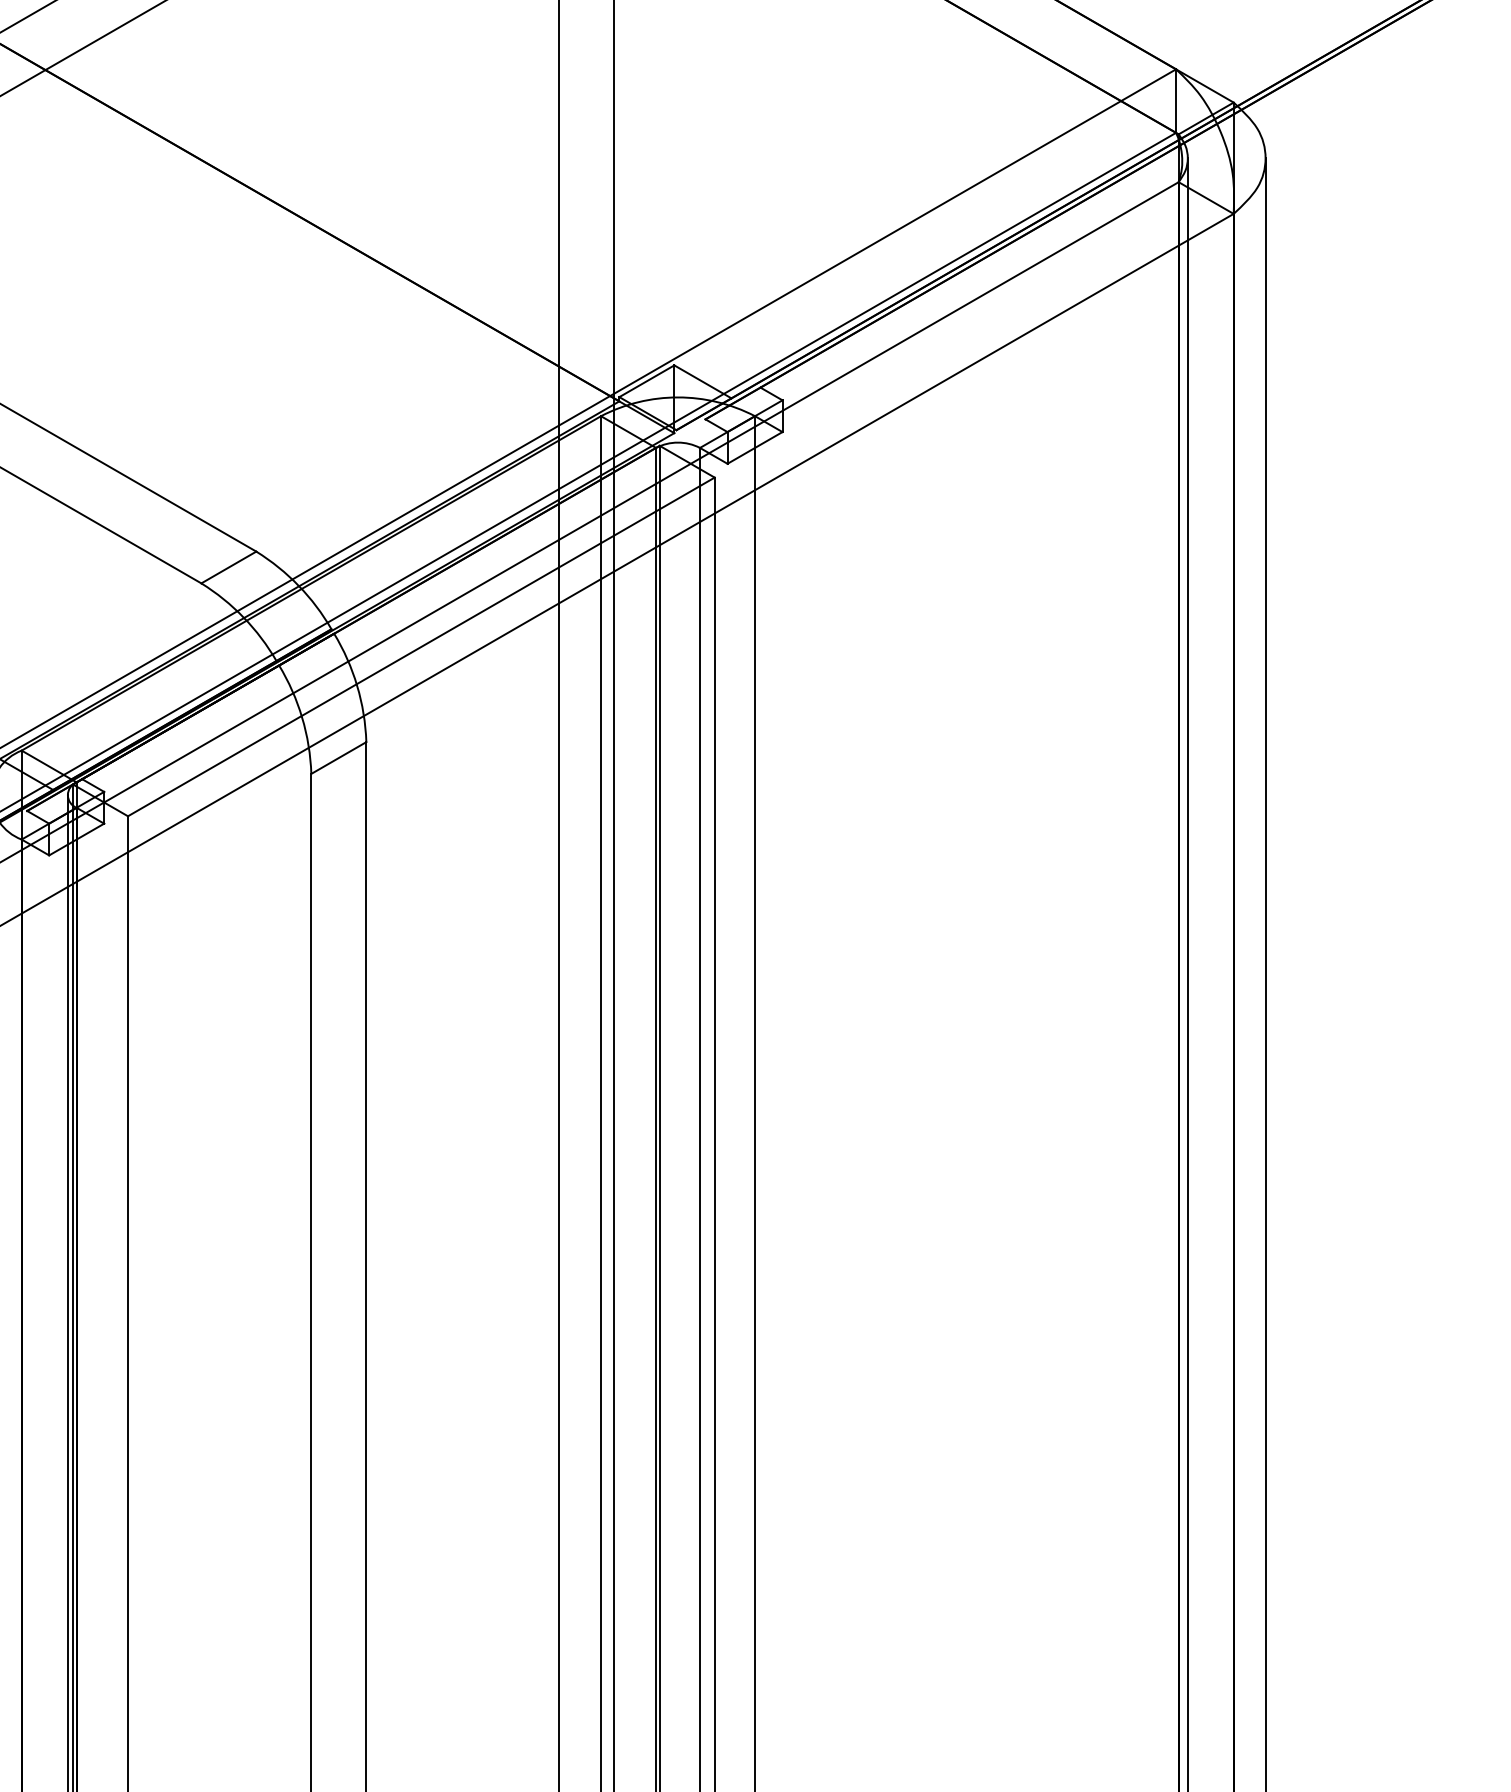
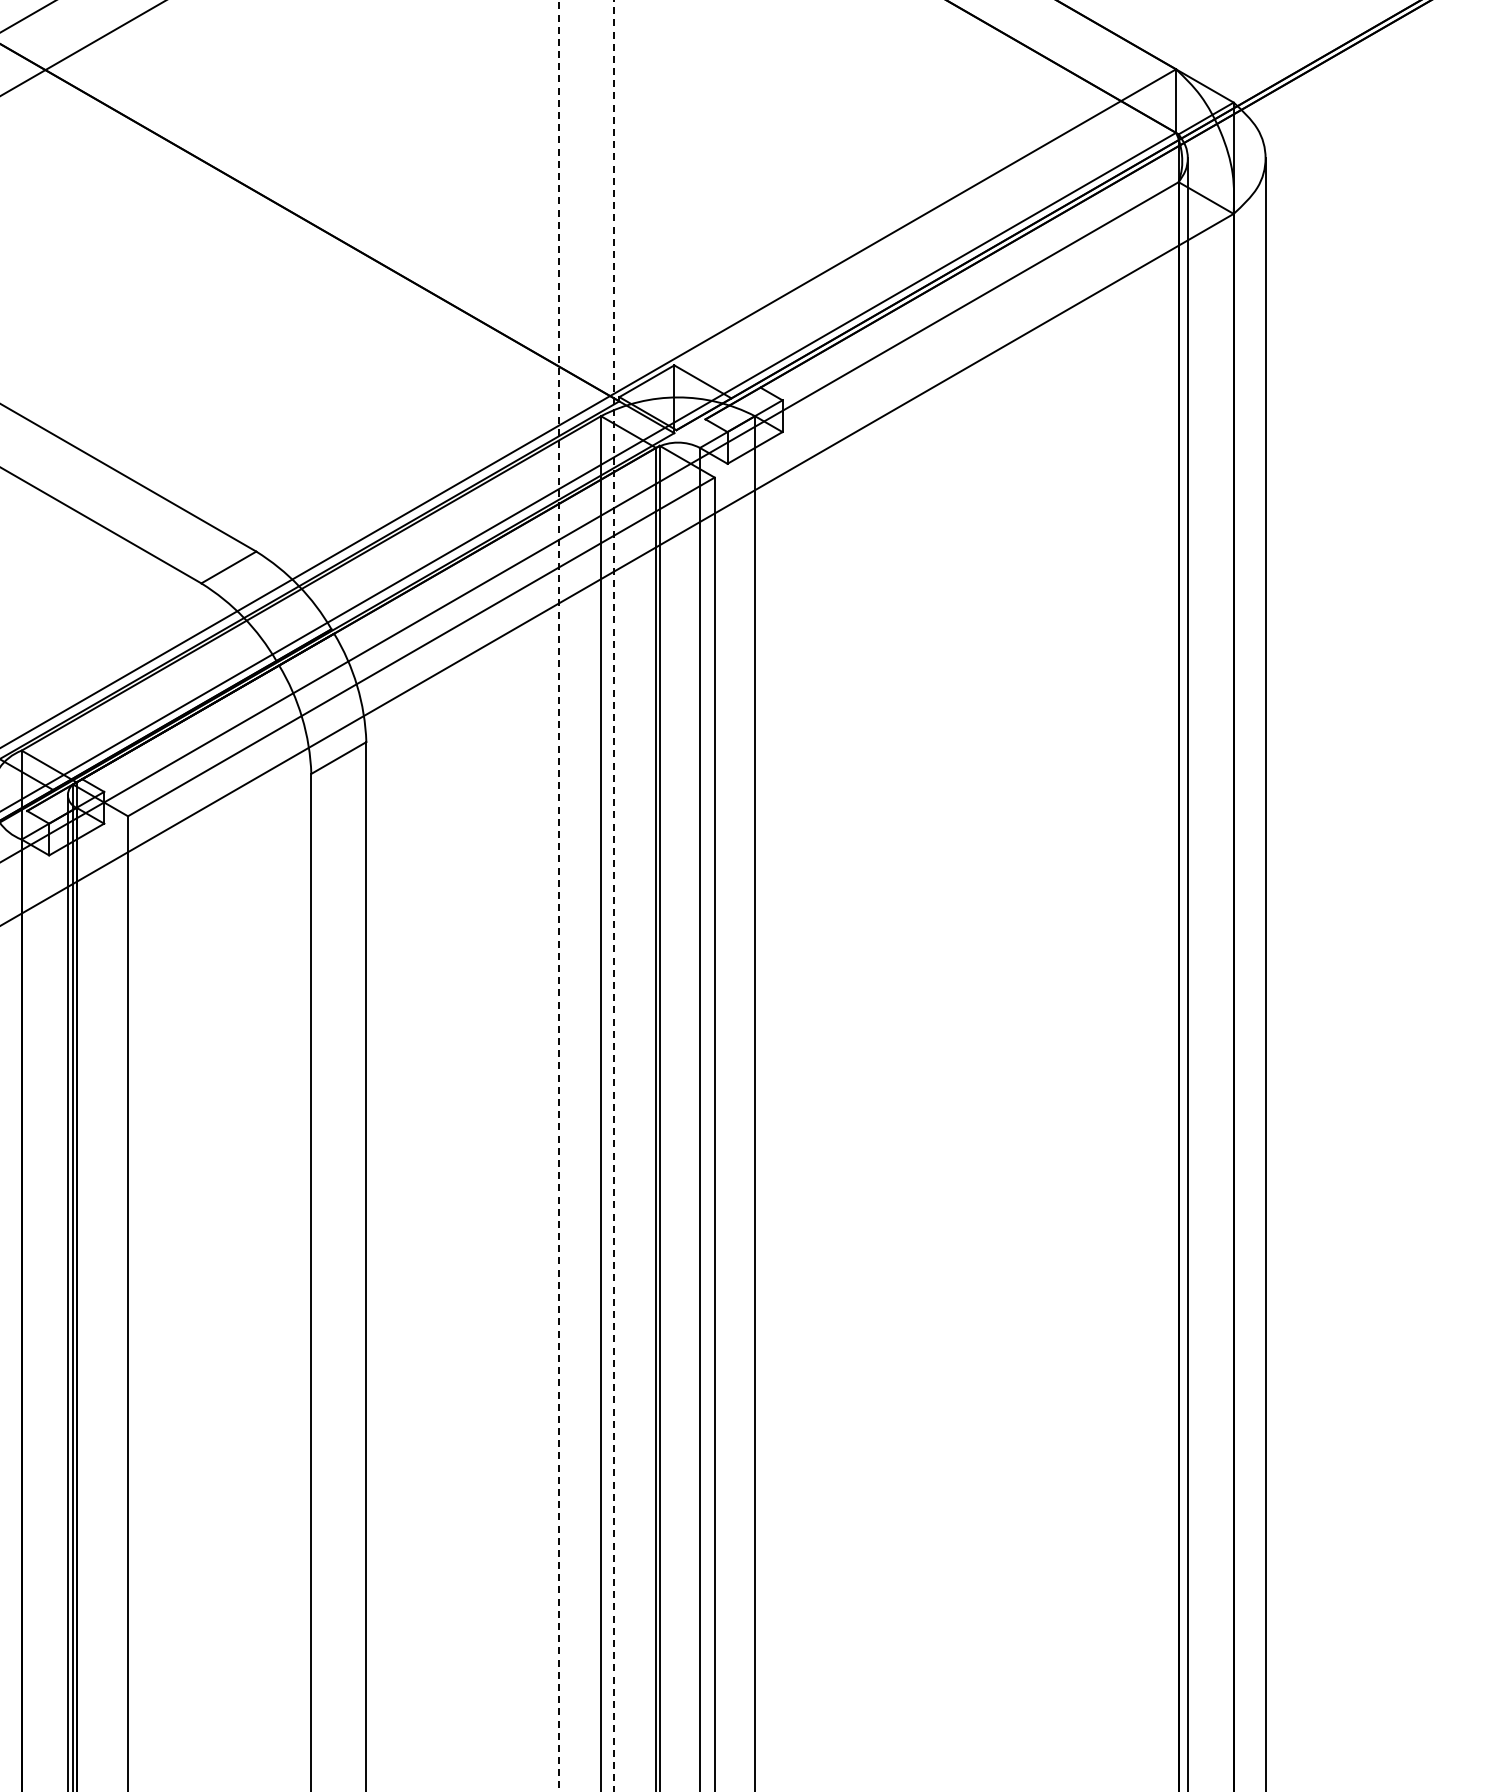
line: solid -> dashed (559, 895)
line: solid -> dashed (613, 895)
